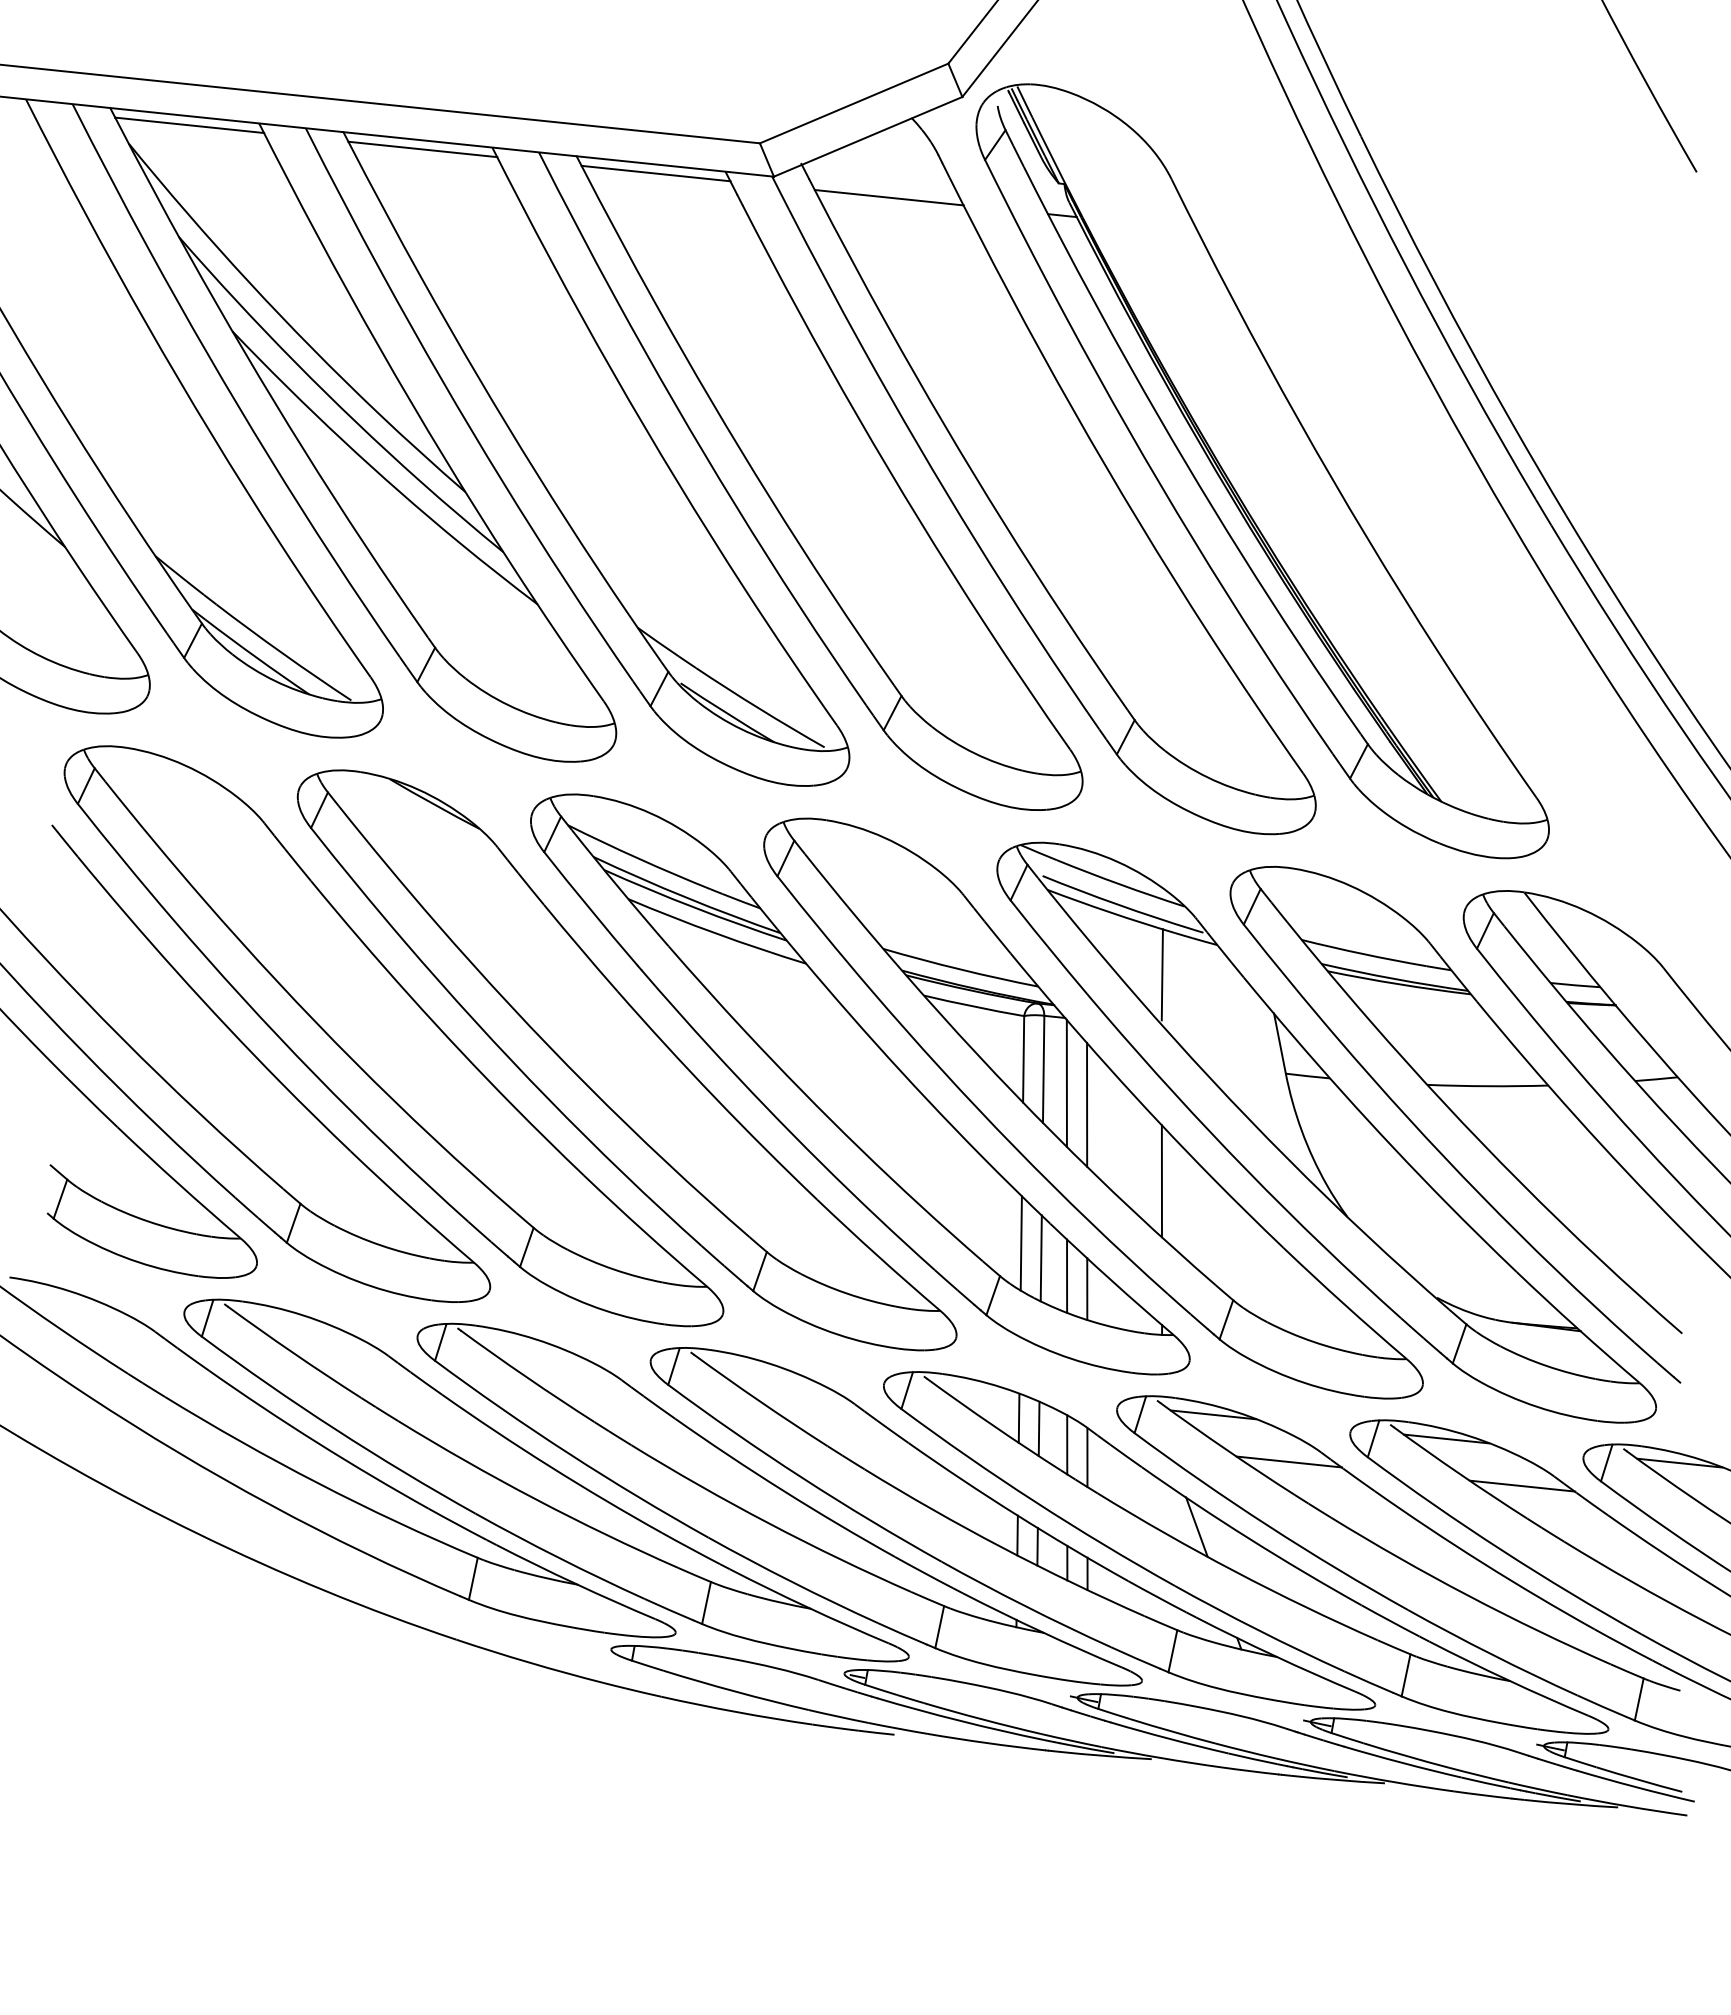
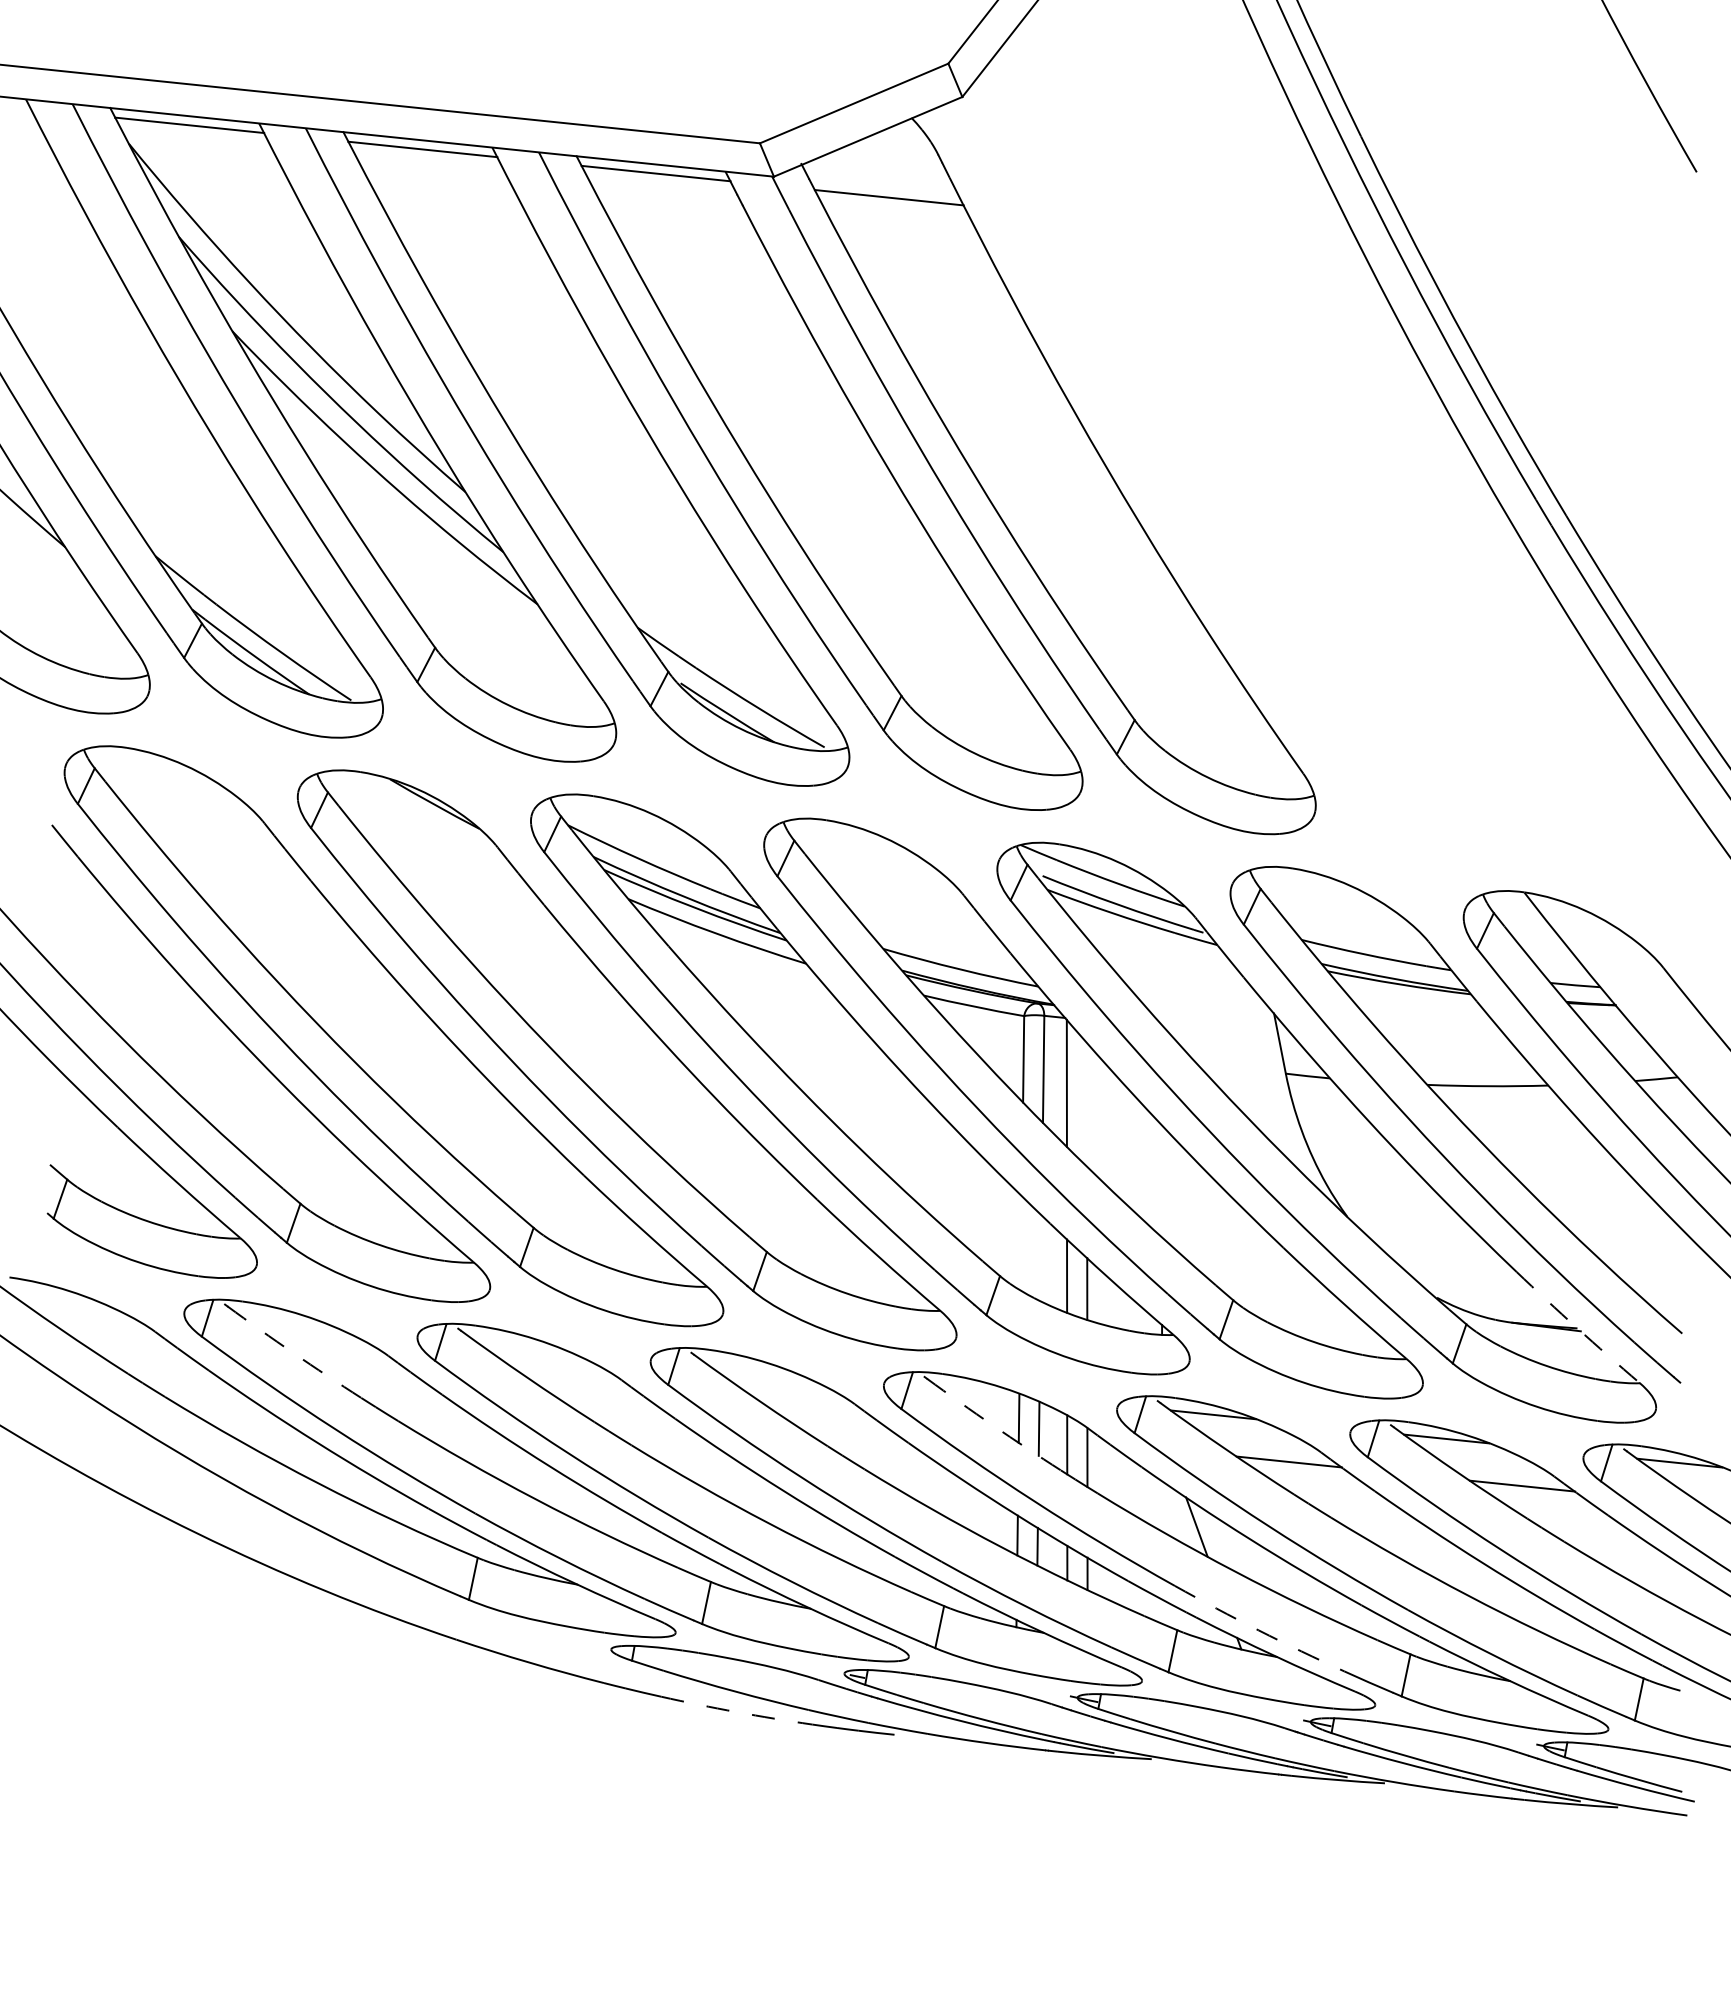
part: present -> none (1262, 471)
line: present -> none (1161, 974)
line: present -> none (1087, 1104)
line: present -> none (1161, 1181)
line: present -> none (1020, 1243)
line: present -> none (1040, 1258)
arc: solid -> dashed (1577, 1328)
arc: solid -> dashed (293, 1353)
arc: solid -> dashed (993, 1425)
arc: solid -> dashed (1258, 1630)
arc: solid -> dashed (736, 1712)
